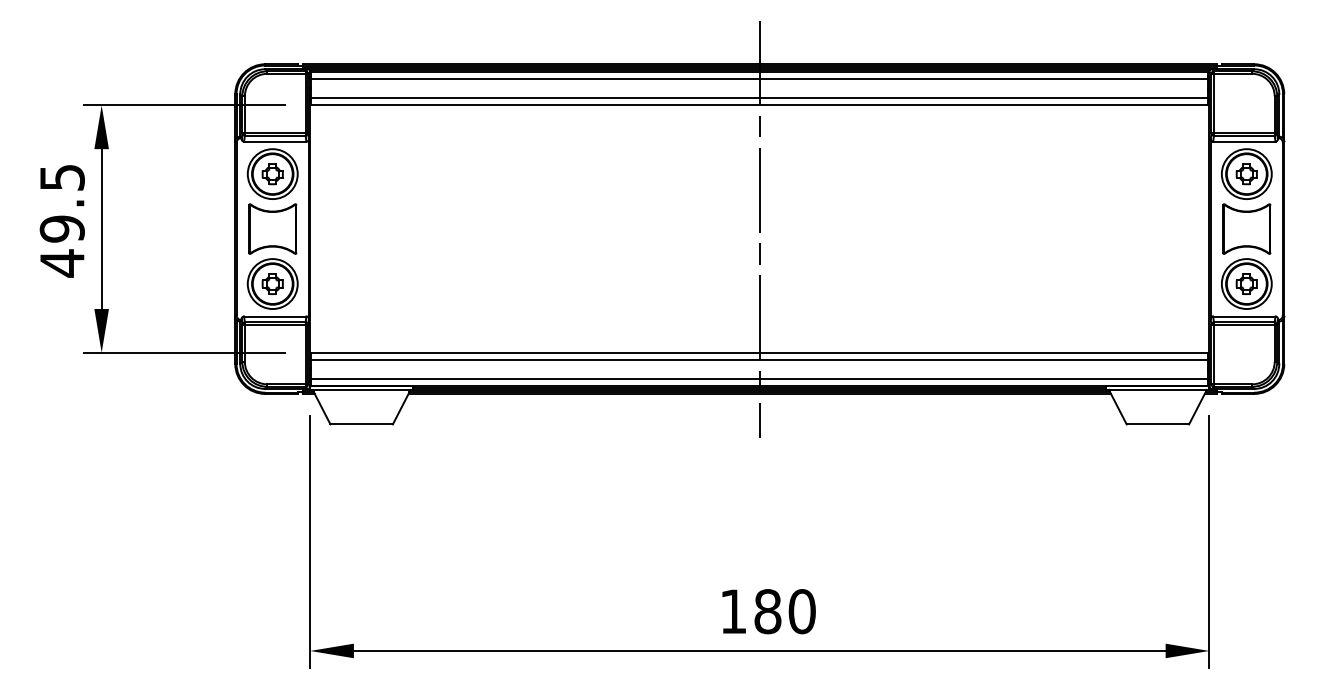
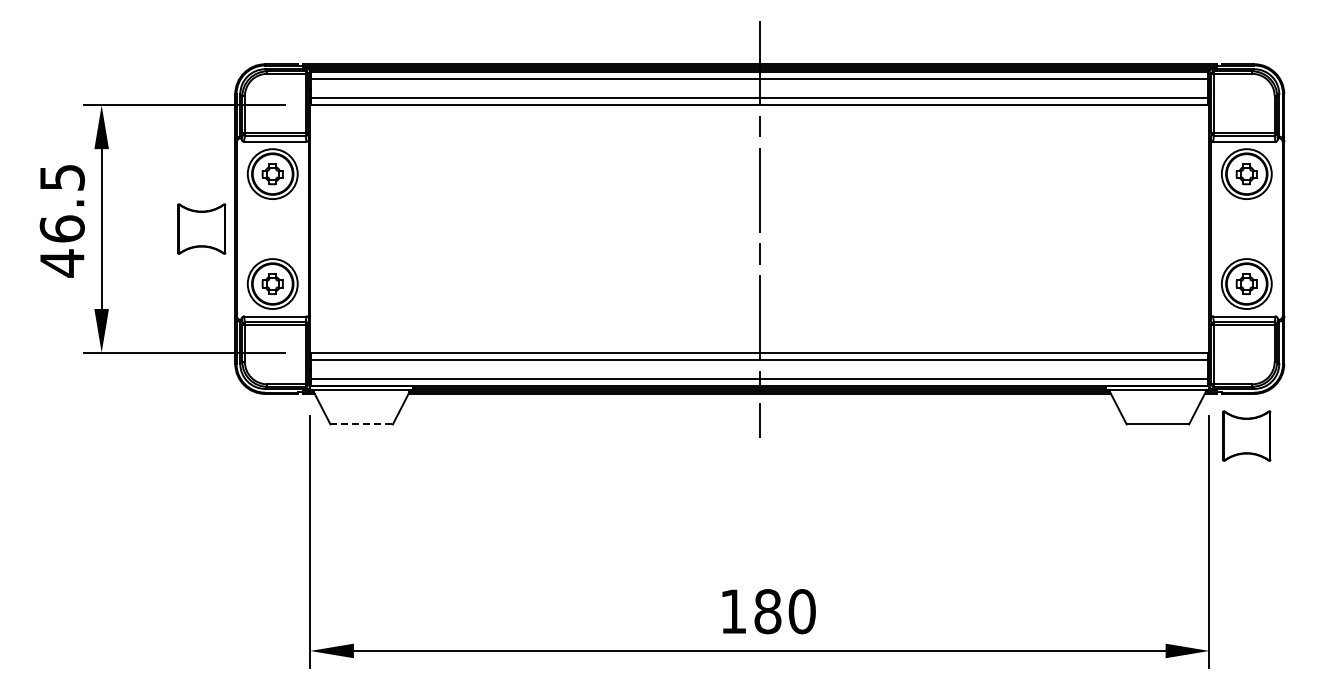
text: 49.5 -> 46.5 (61, 228)
part position: (272, 228) -> (201, 228) (201, 228)
part position: (1246, 228) -> (1246, 435) (1246, 435)
line: solid -> dashed (362, 424)
